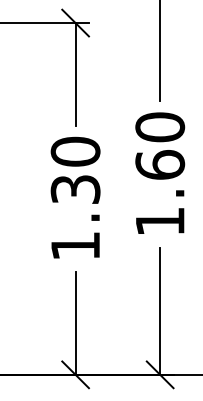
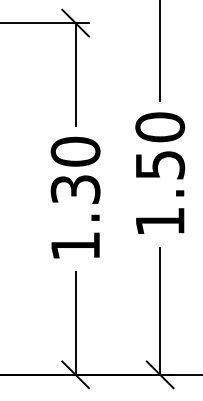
text: 1.60 -> 1.50 (160, 164)
